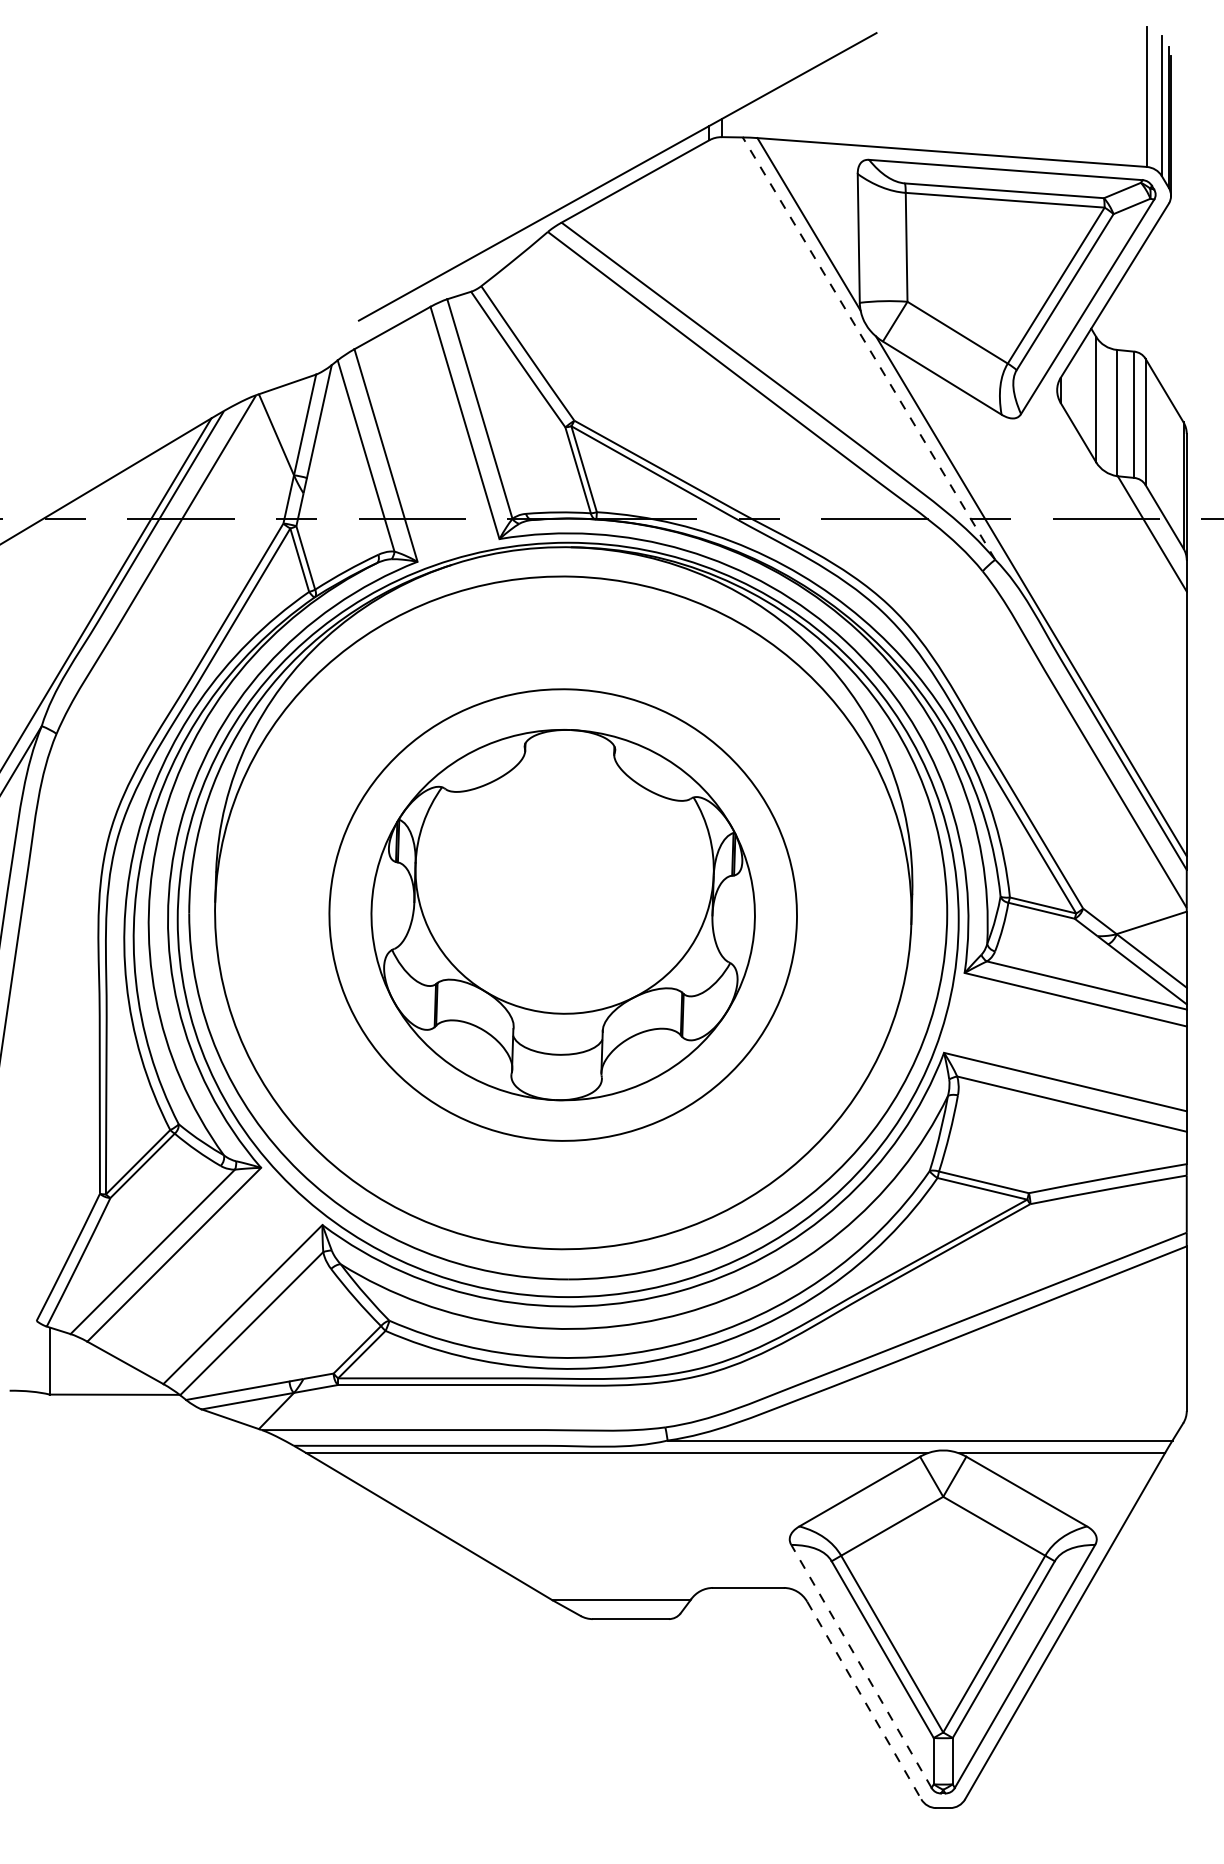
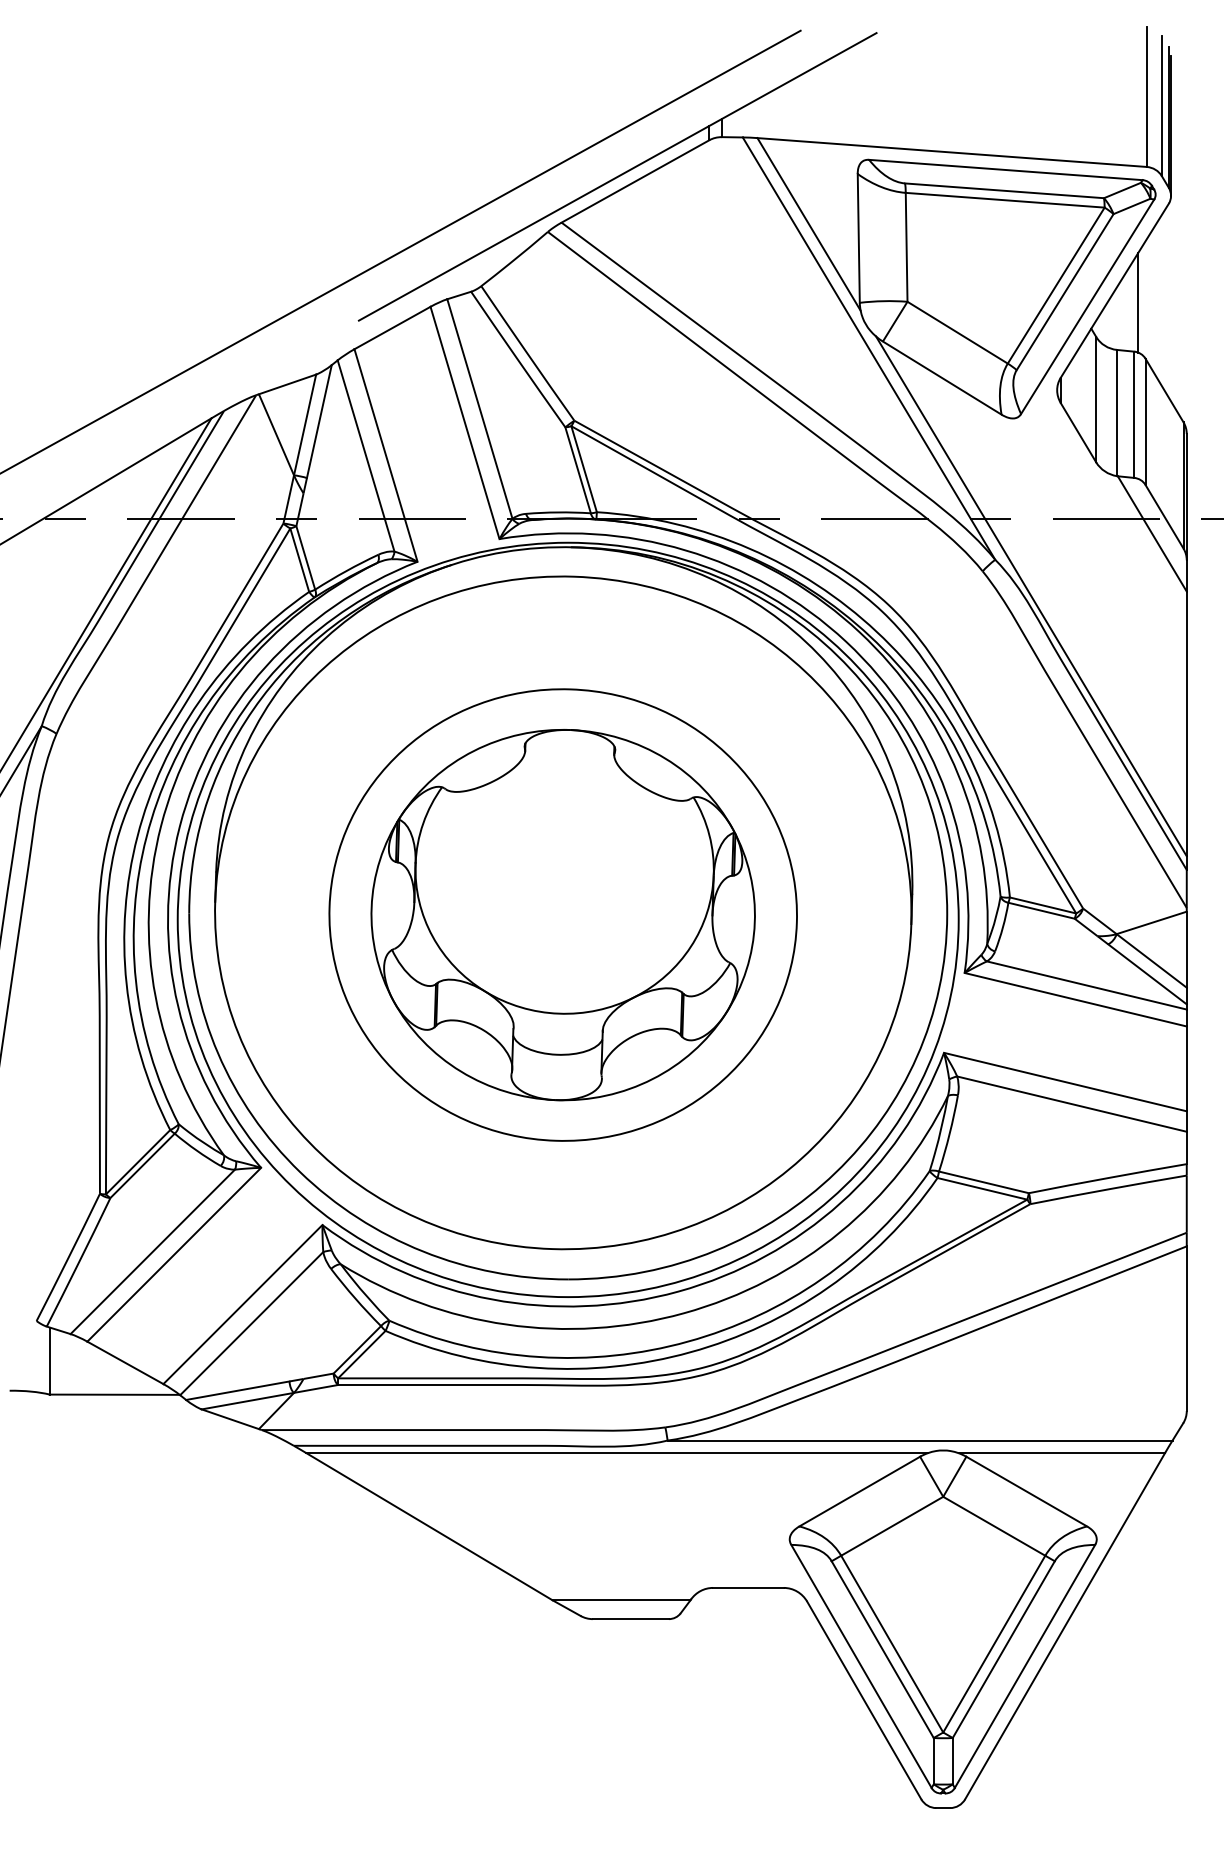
line: none -> present (401, 251)
line: none -> present (1137, 302)
line: dashed -> solid (868, 348)
line: dashed -> solid (861, 1666)
line: dashed -> solid (864, 1700)
